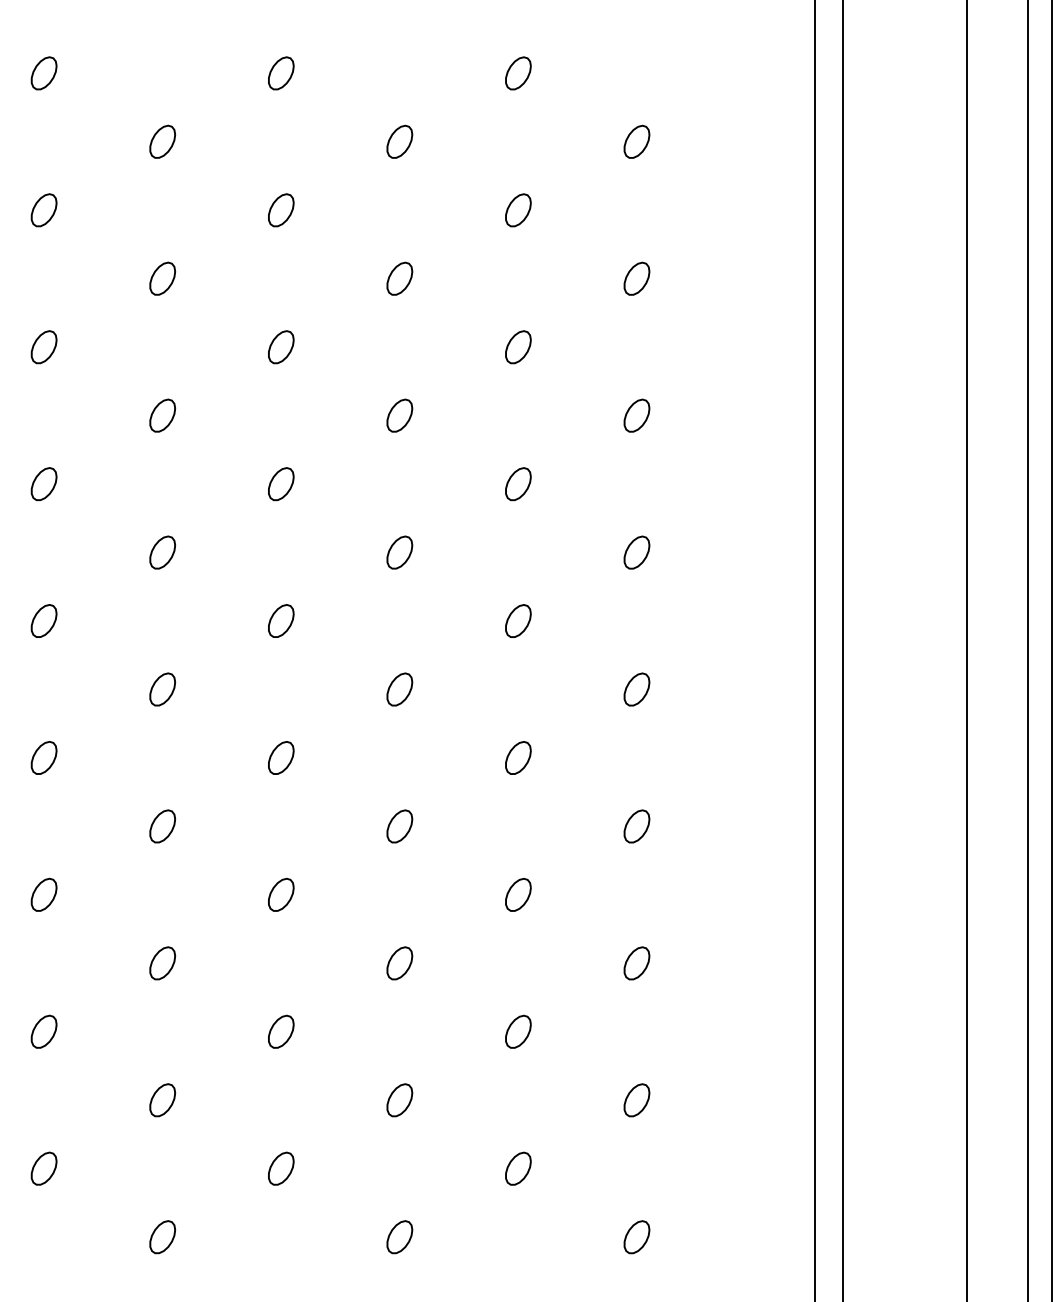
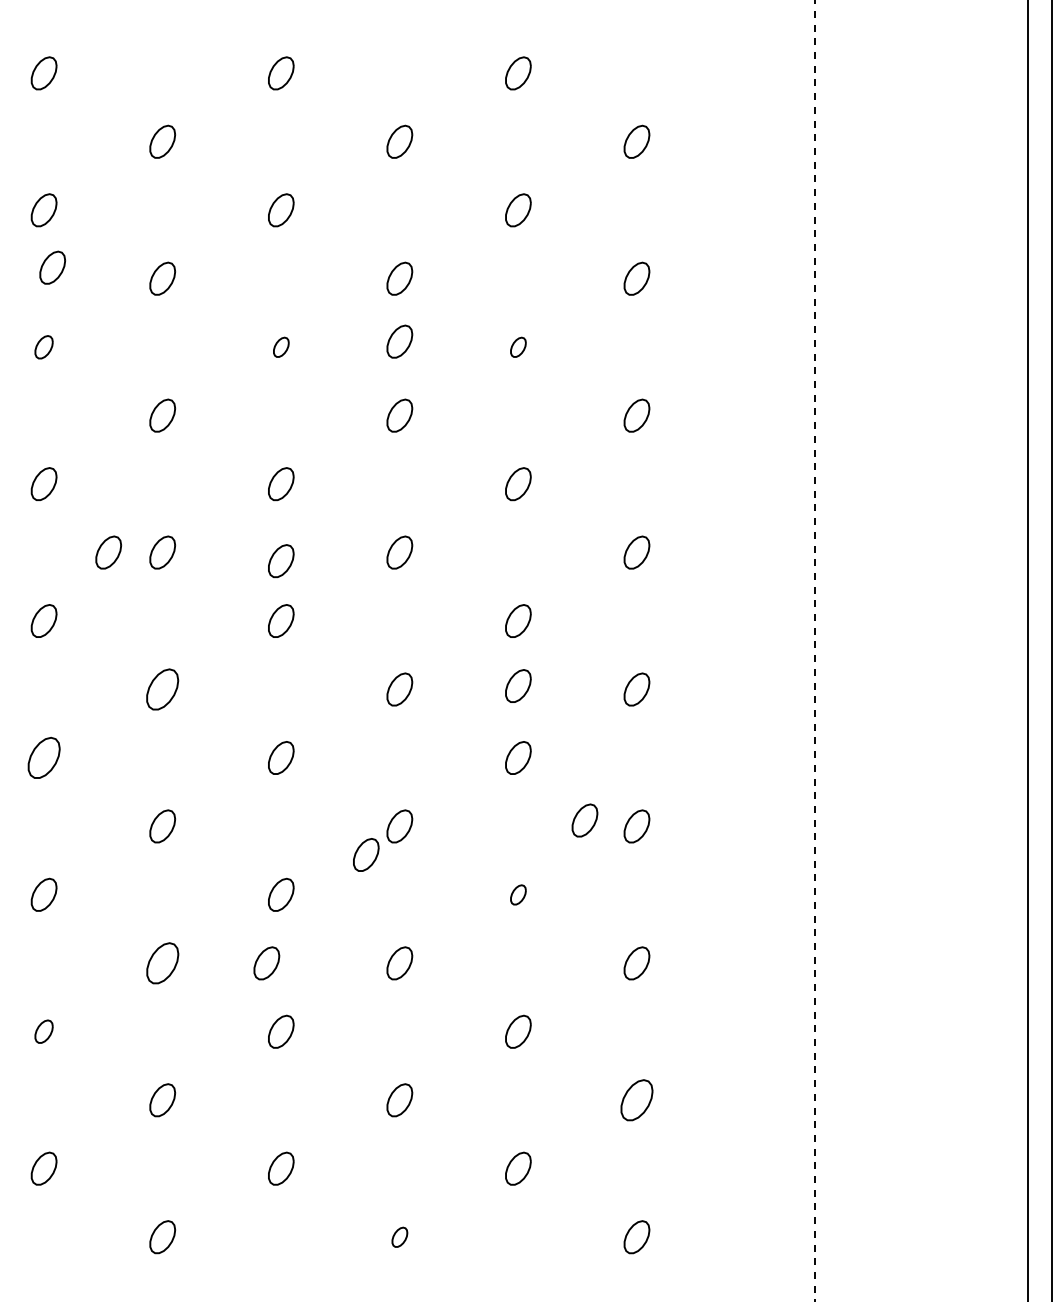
part: none -> present (52, 267)
part: none -> present (399, 341)
part size: 28x35 px -> 20x25 px (43, 347)
part size: 27x35 px -> 17x22 px (281, 346)
part size: 27x35 px -> 17x22 px (518, 346)
part: none -> present (108, 552)
part: none -> present (281, 561)
line: solid -> dashed (814, 650)
line: present -> none (843, 650)
line: present -> none (966, 650)
part: none -> present (518, 685)
part size: 28x35 px -> 34x43 px (162, 689)
part size: 28x34 px -> 34x43 px (43, 757)
part: none -> present (584, 820)
part: none -> present (366, 854)
part size: 27x34 px -> 17x22 px (518, 894)
part size: 27x35 px -> 34x43 px (162, 963)
part: none -> present (266, 963)
part size: 28x35 px -> 20x25 px (43, 1031)
part size: 28x35 px -> 34x43 px (636, 1100)
part size: 28x35 px -> 18x22 px (399, 1236)
